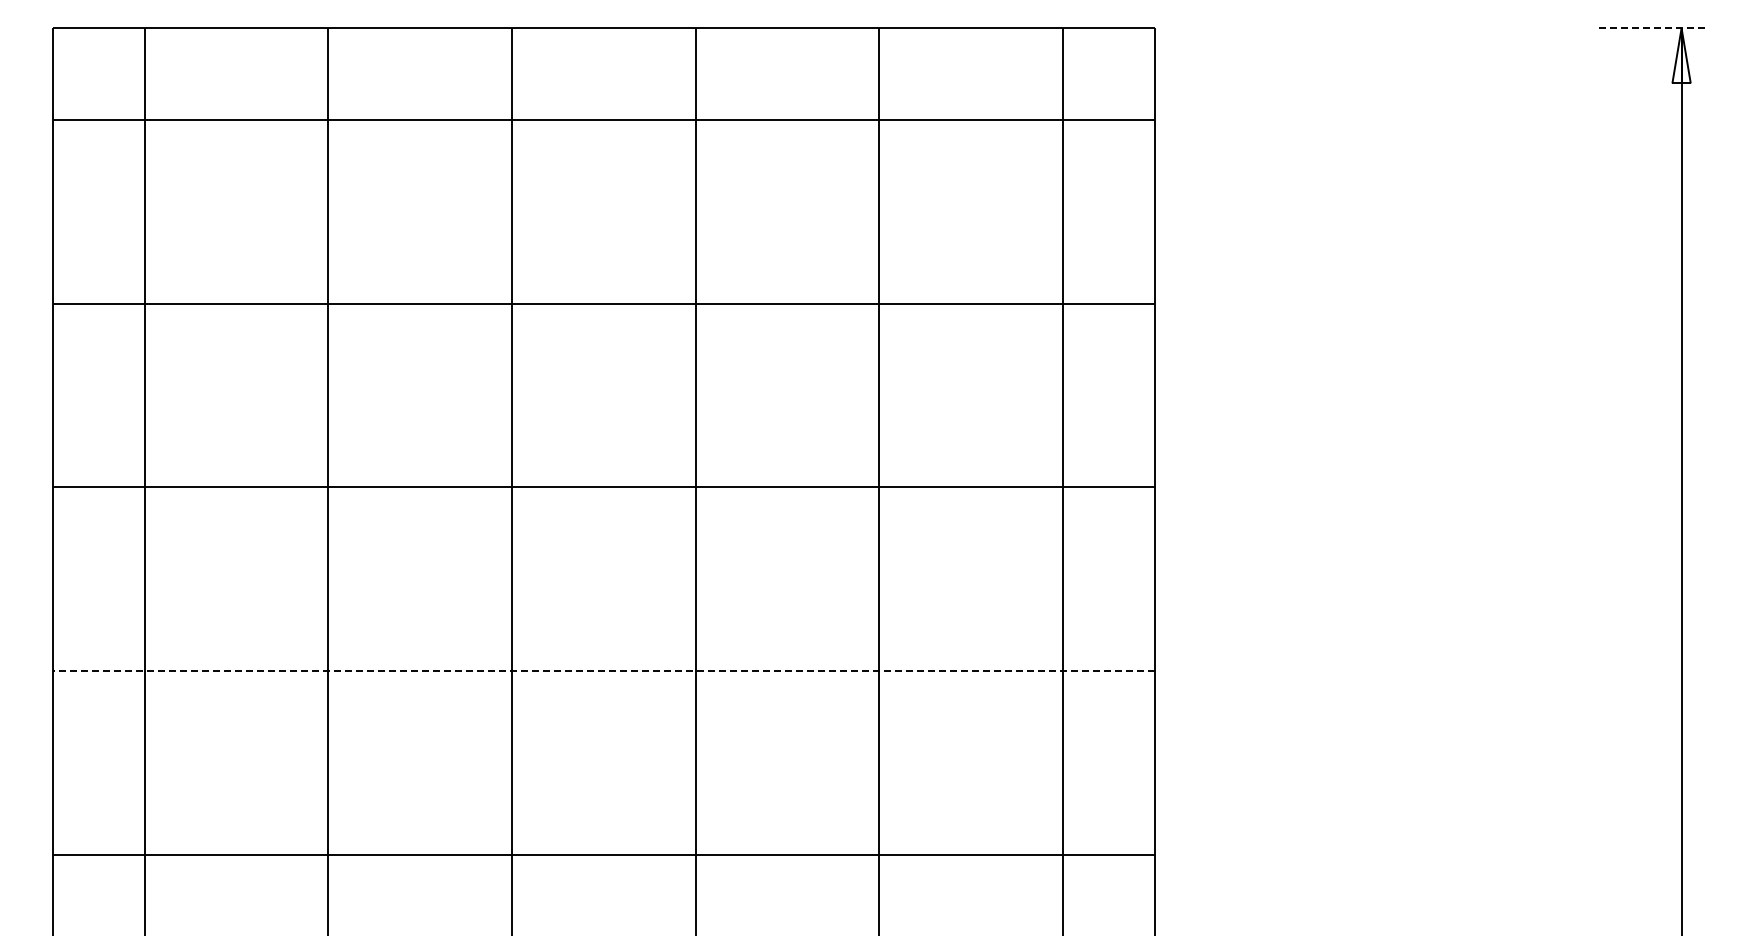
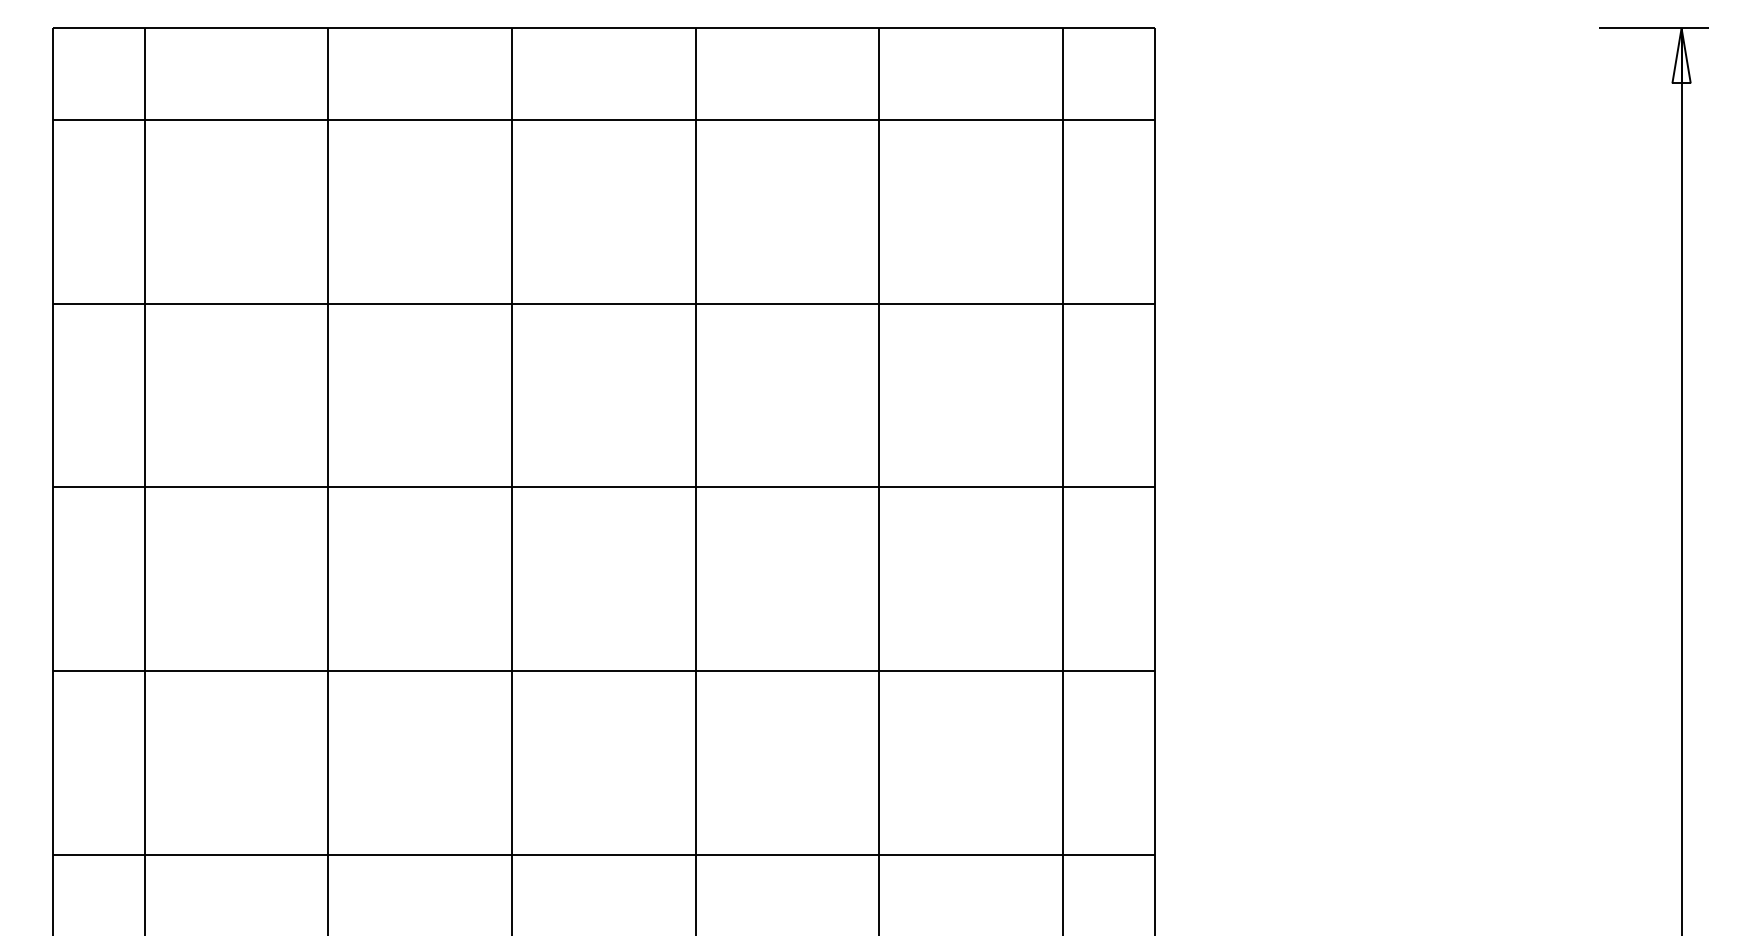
line: dashed -> solid (1654, 28)
line: dashed -> solid (603, 671)
